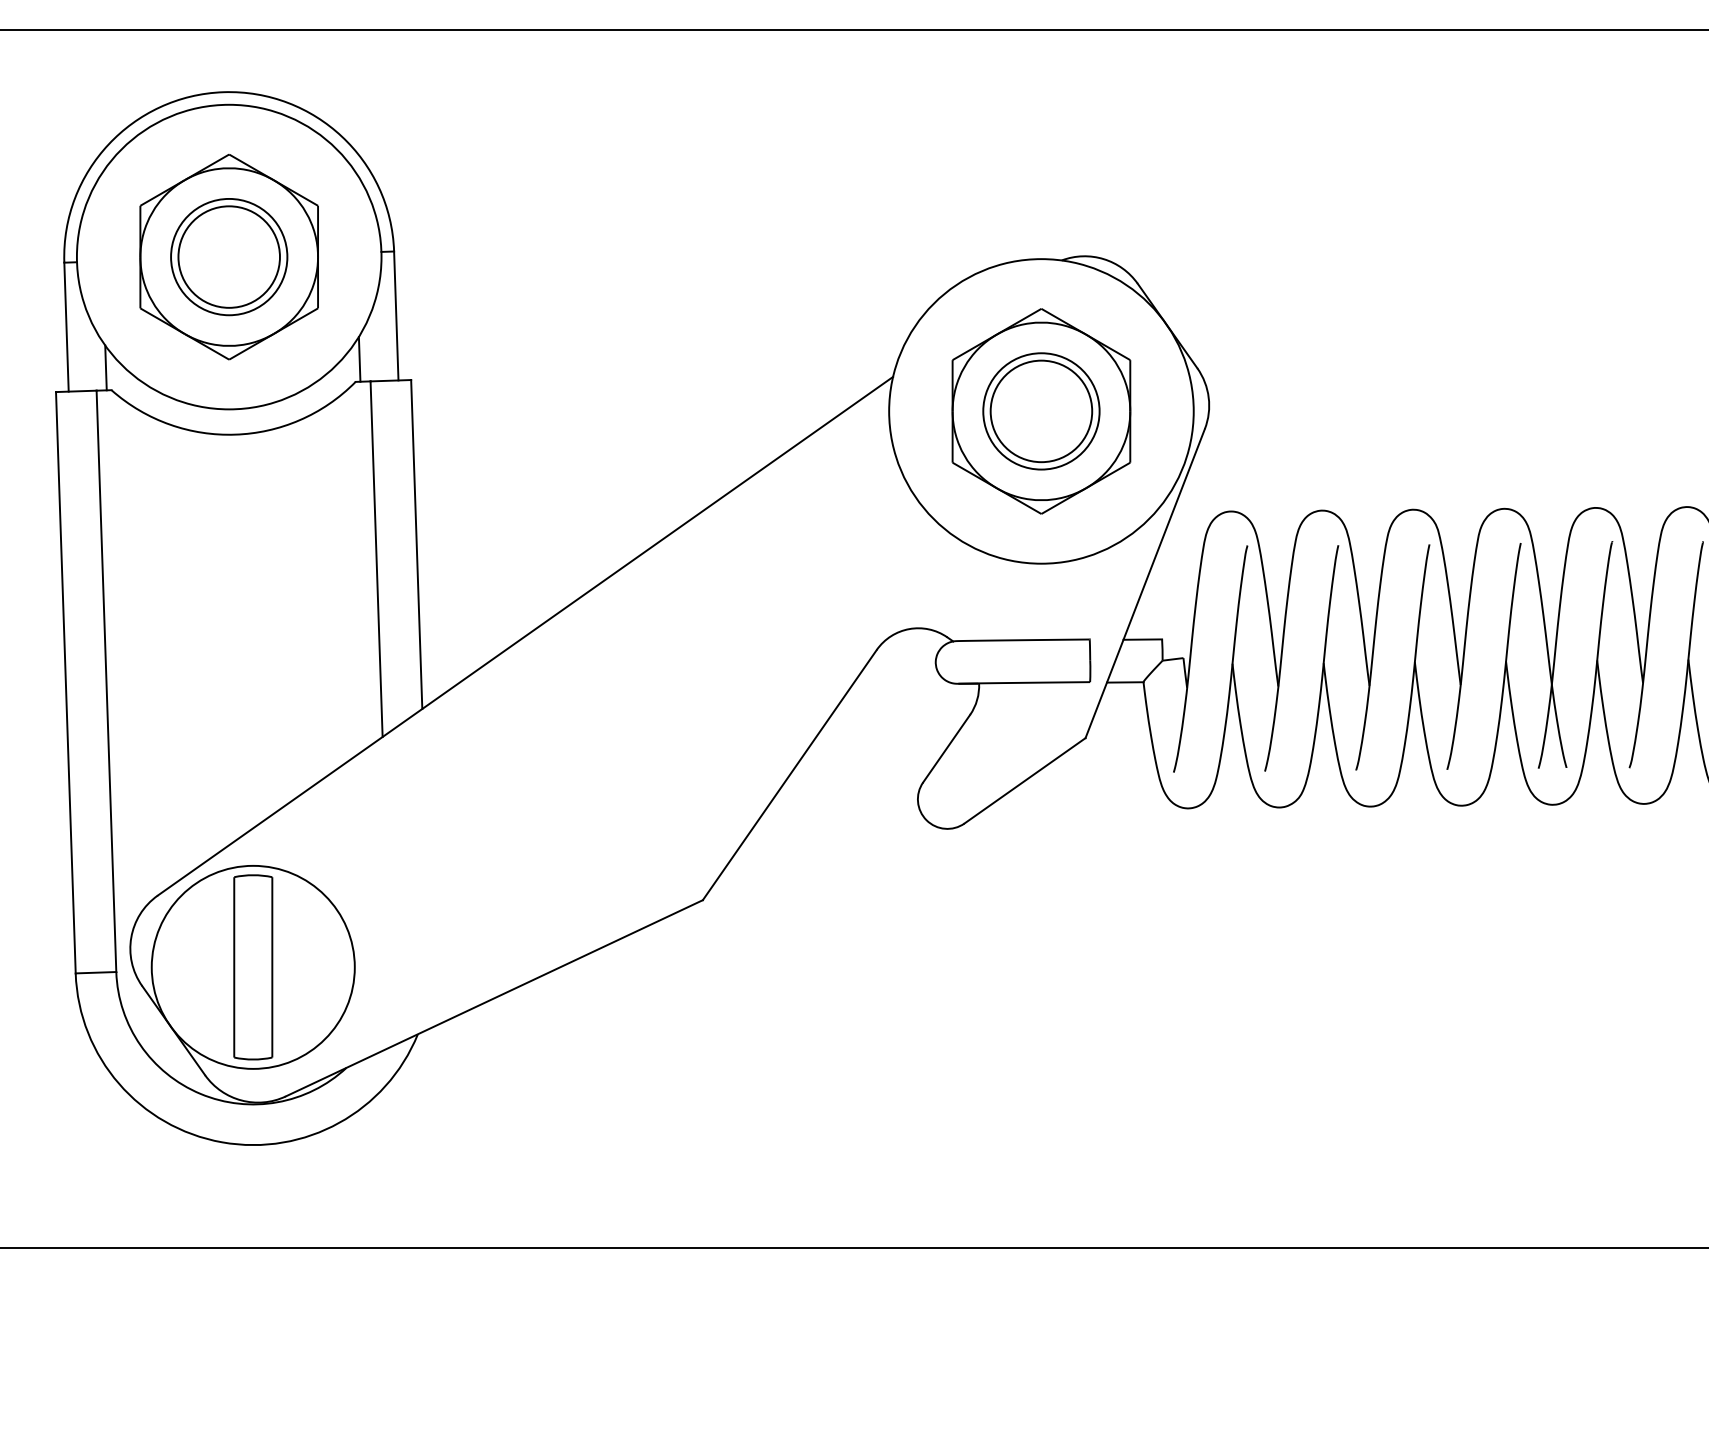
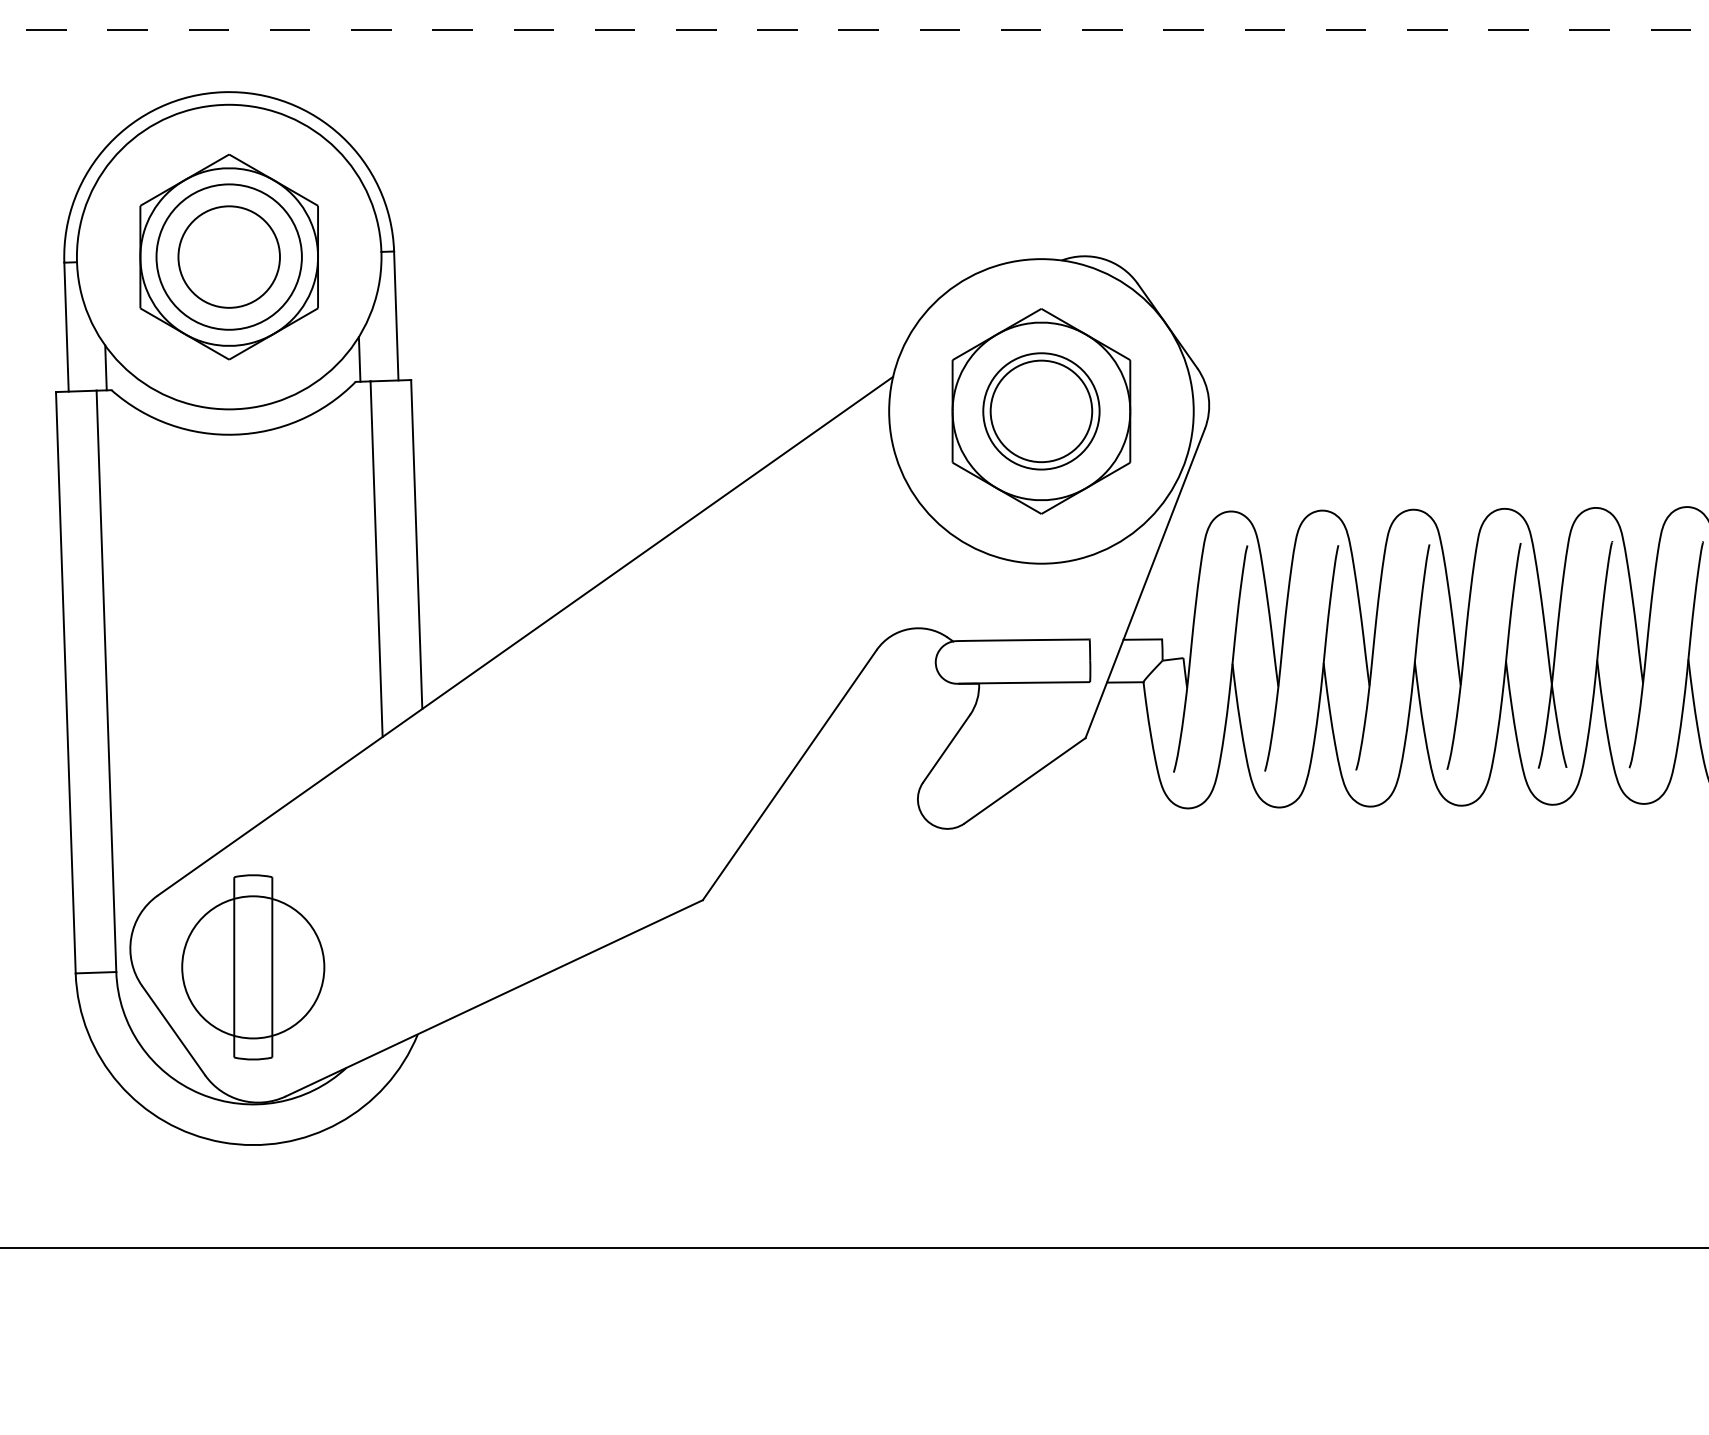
line: solid -> dashed (854, 29)
circle diameter: 116 px -> 145 px (228, 256)
circle diameter: 203 px -> 142 px (253, 967)
